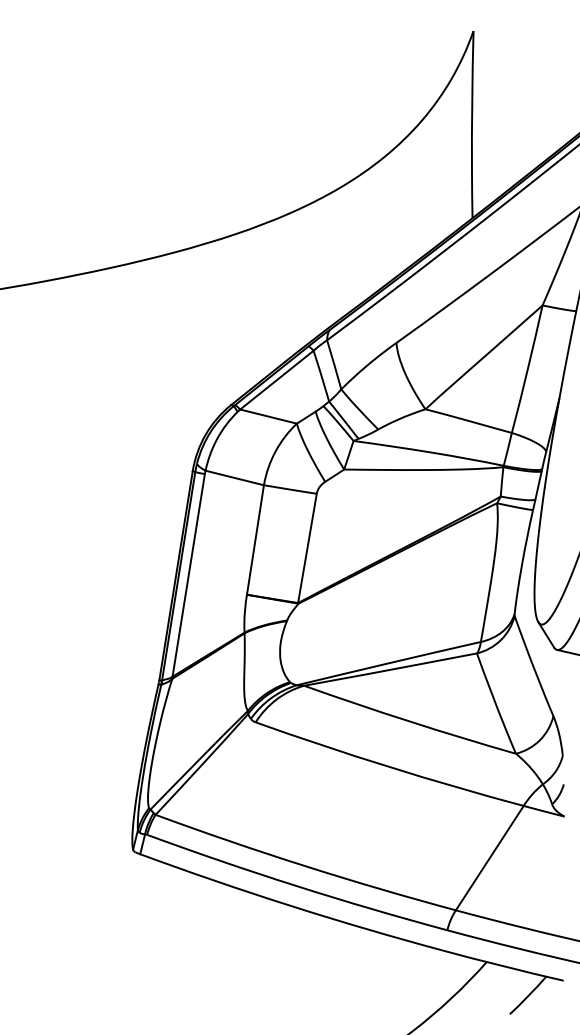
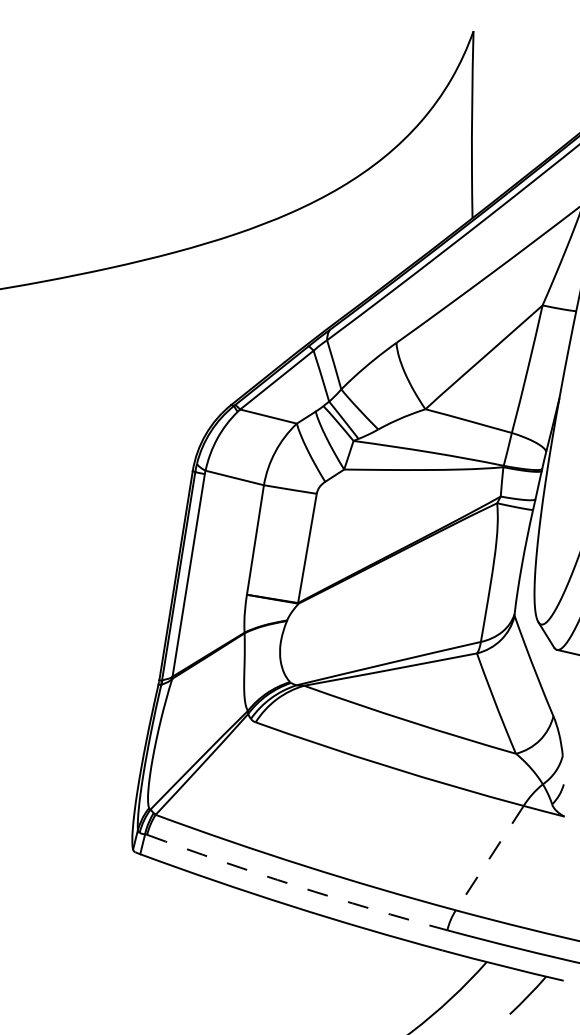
line: solid -> dashed (489, 858)
arc: solid -> dashed (296, 885)
